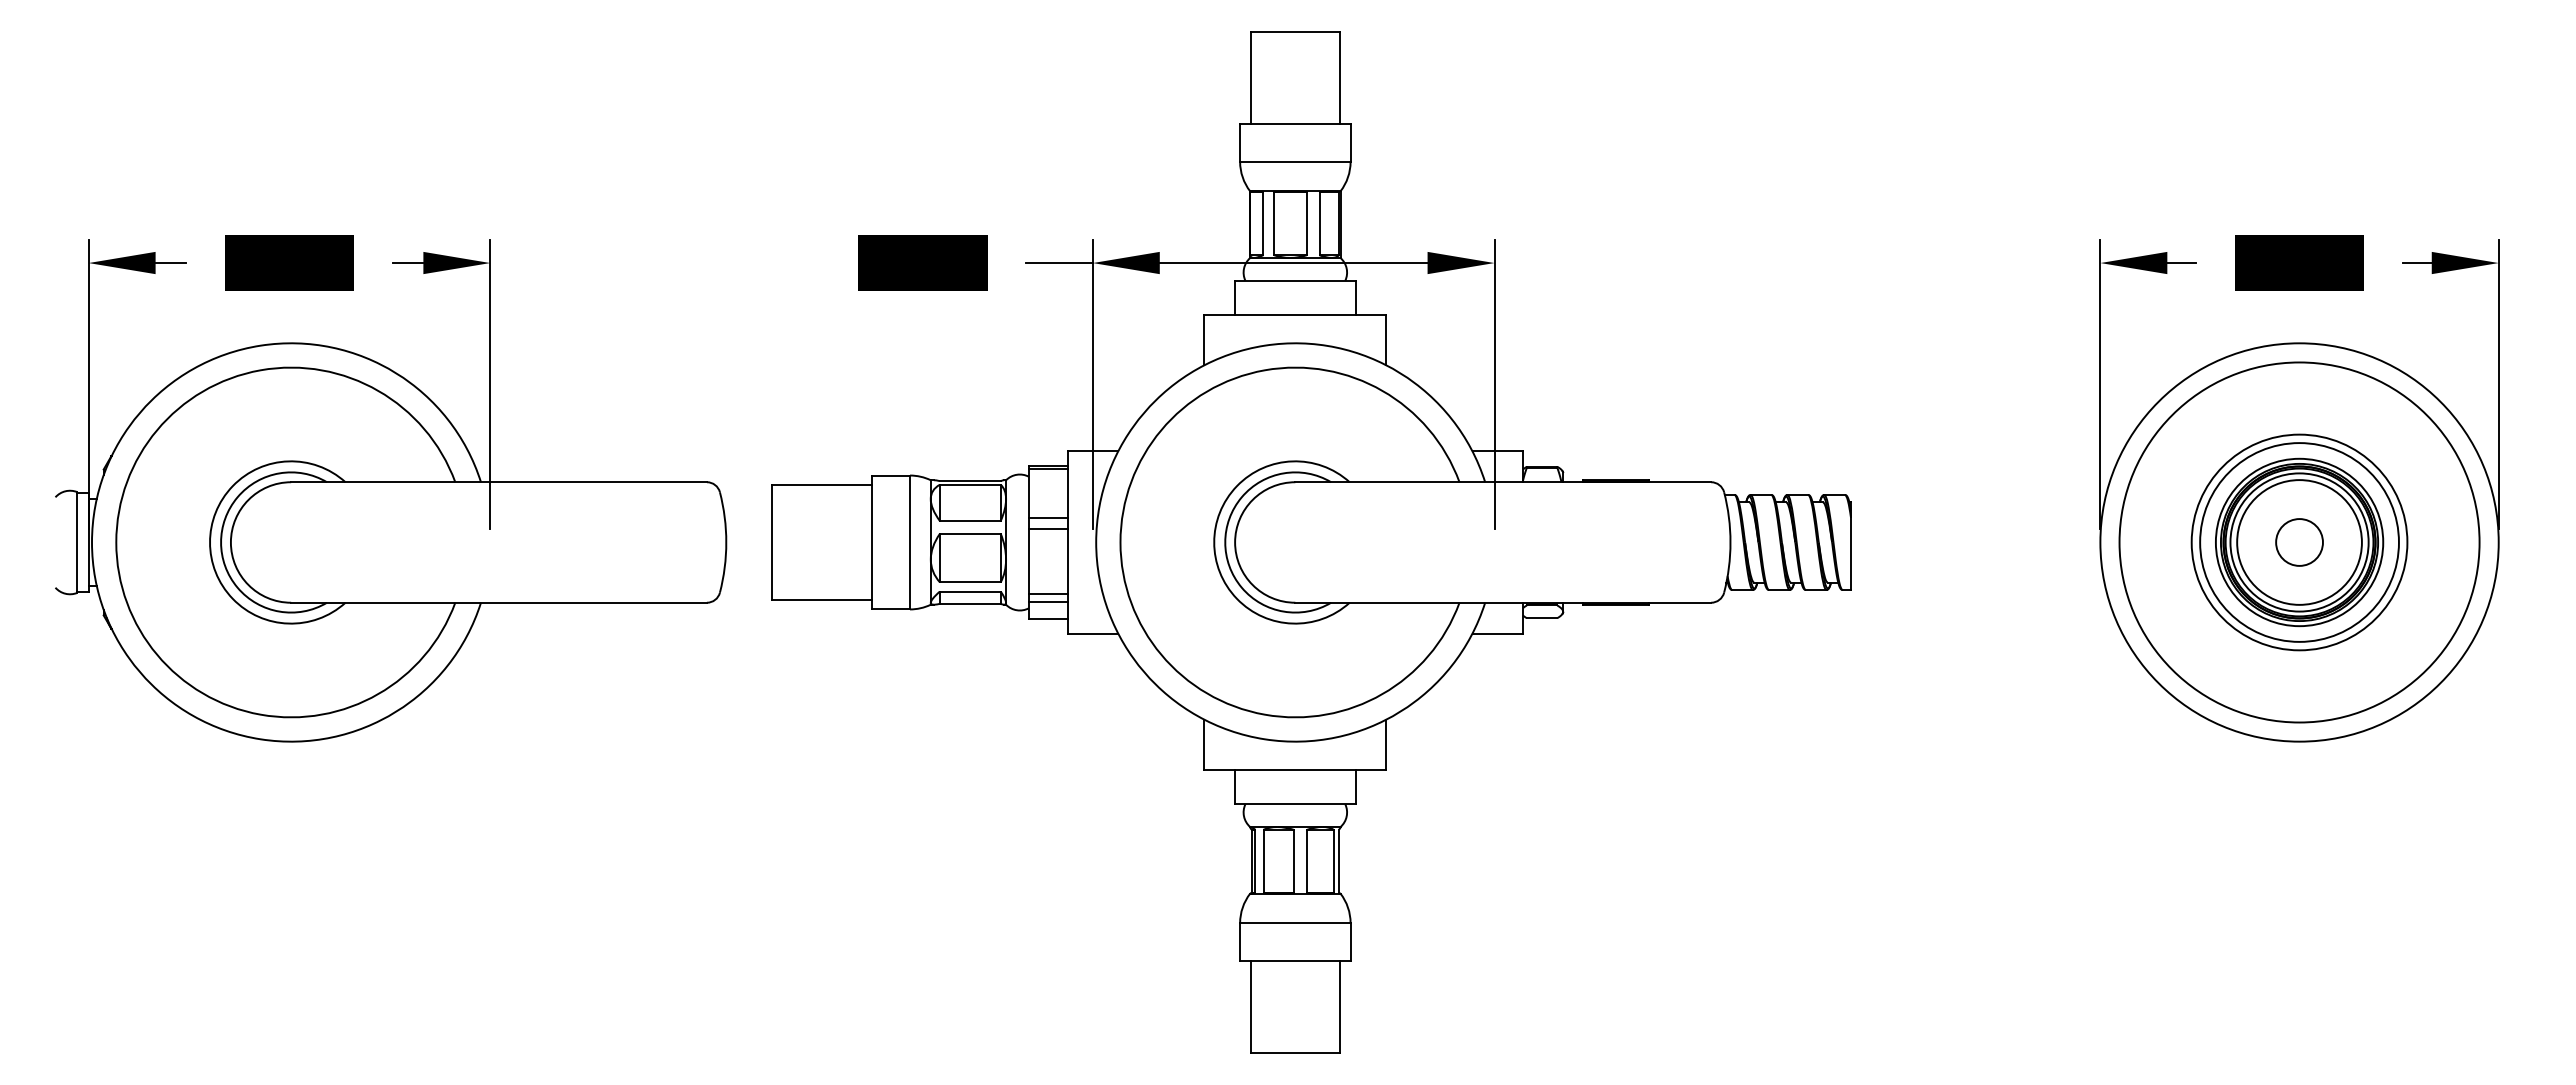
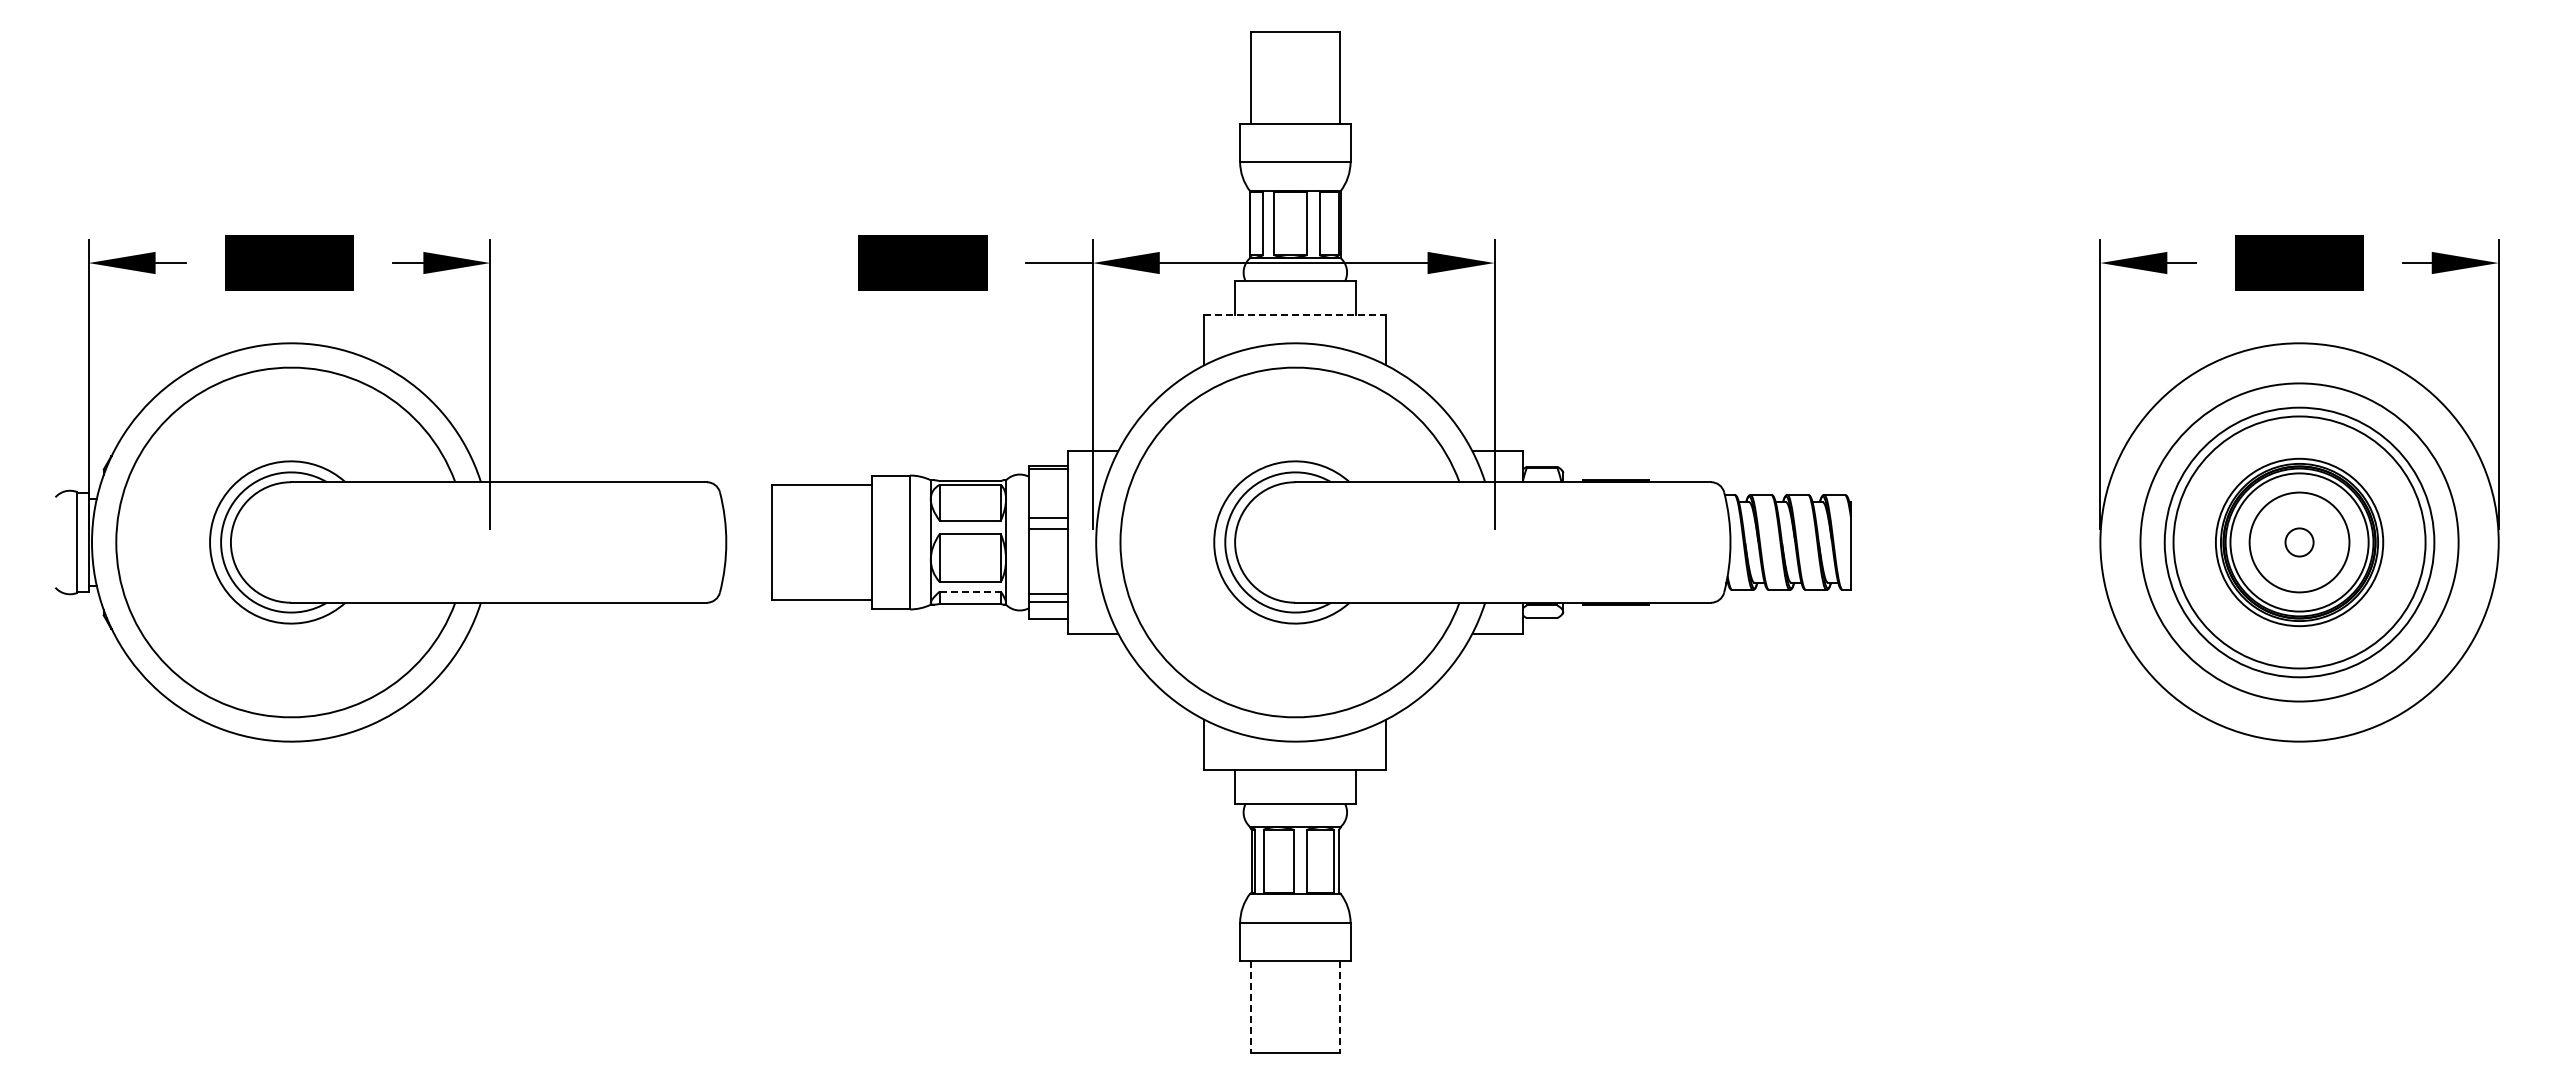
line: solid -> dashed (1295, 314)
circle diameter: 125 px -> 100 px (2299, 542)
circle diameter: 199 px -> 318 px (2299, 542)
circle diameter: 216 px -> 270 px (2299, 542)
circle diameter: 360 px -> 252 px (2299, 542)
circle diameter: 47 px -> 28 px (2299, 542)
line: solid -> dashed (970, 591)
line: solid -> dashed (1250, 1006)
line: solid -> dashed (1339, 1006)
